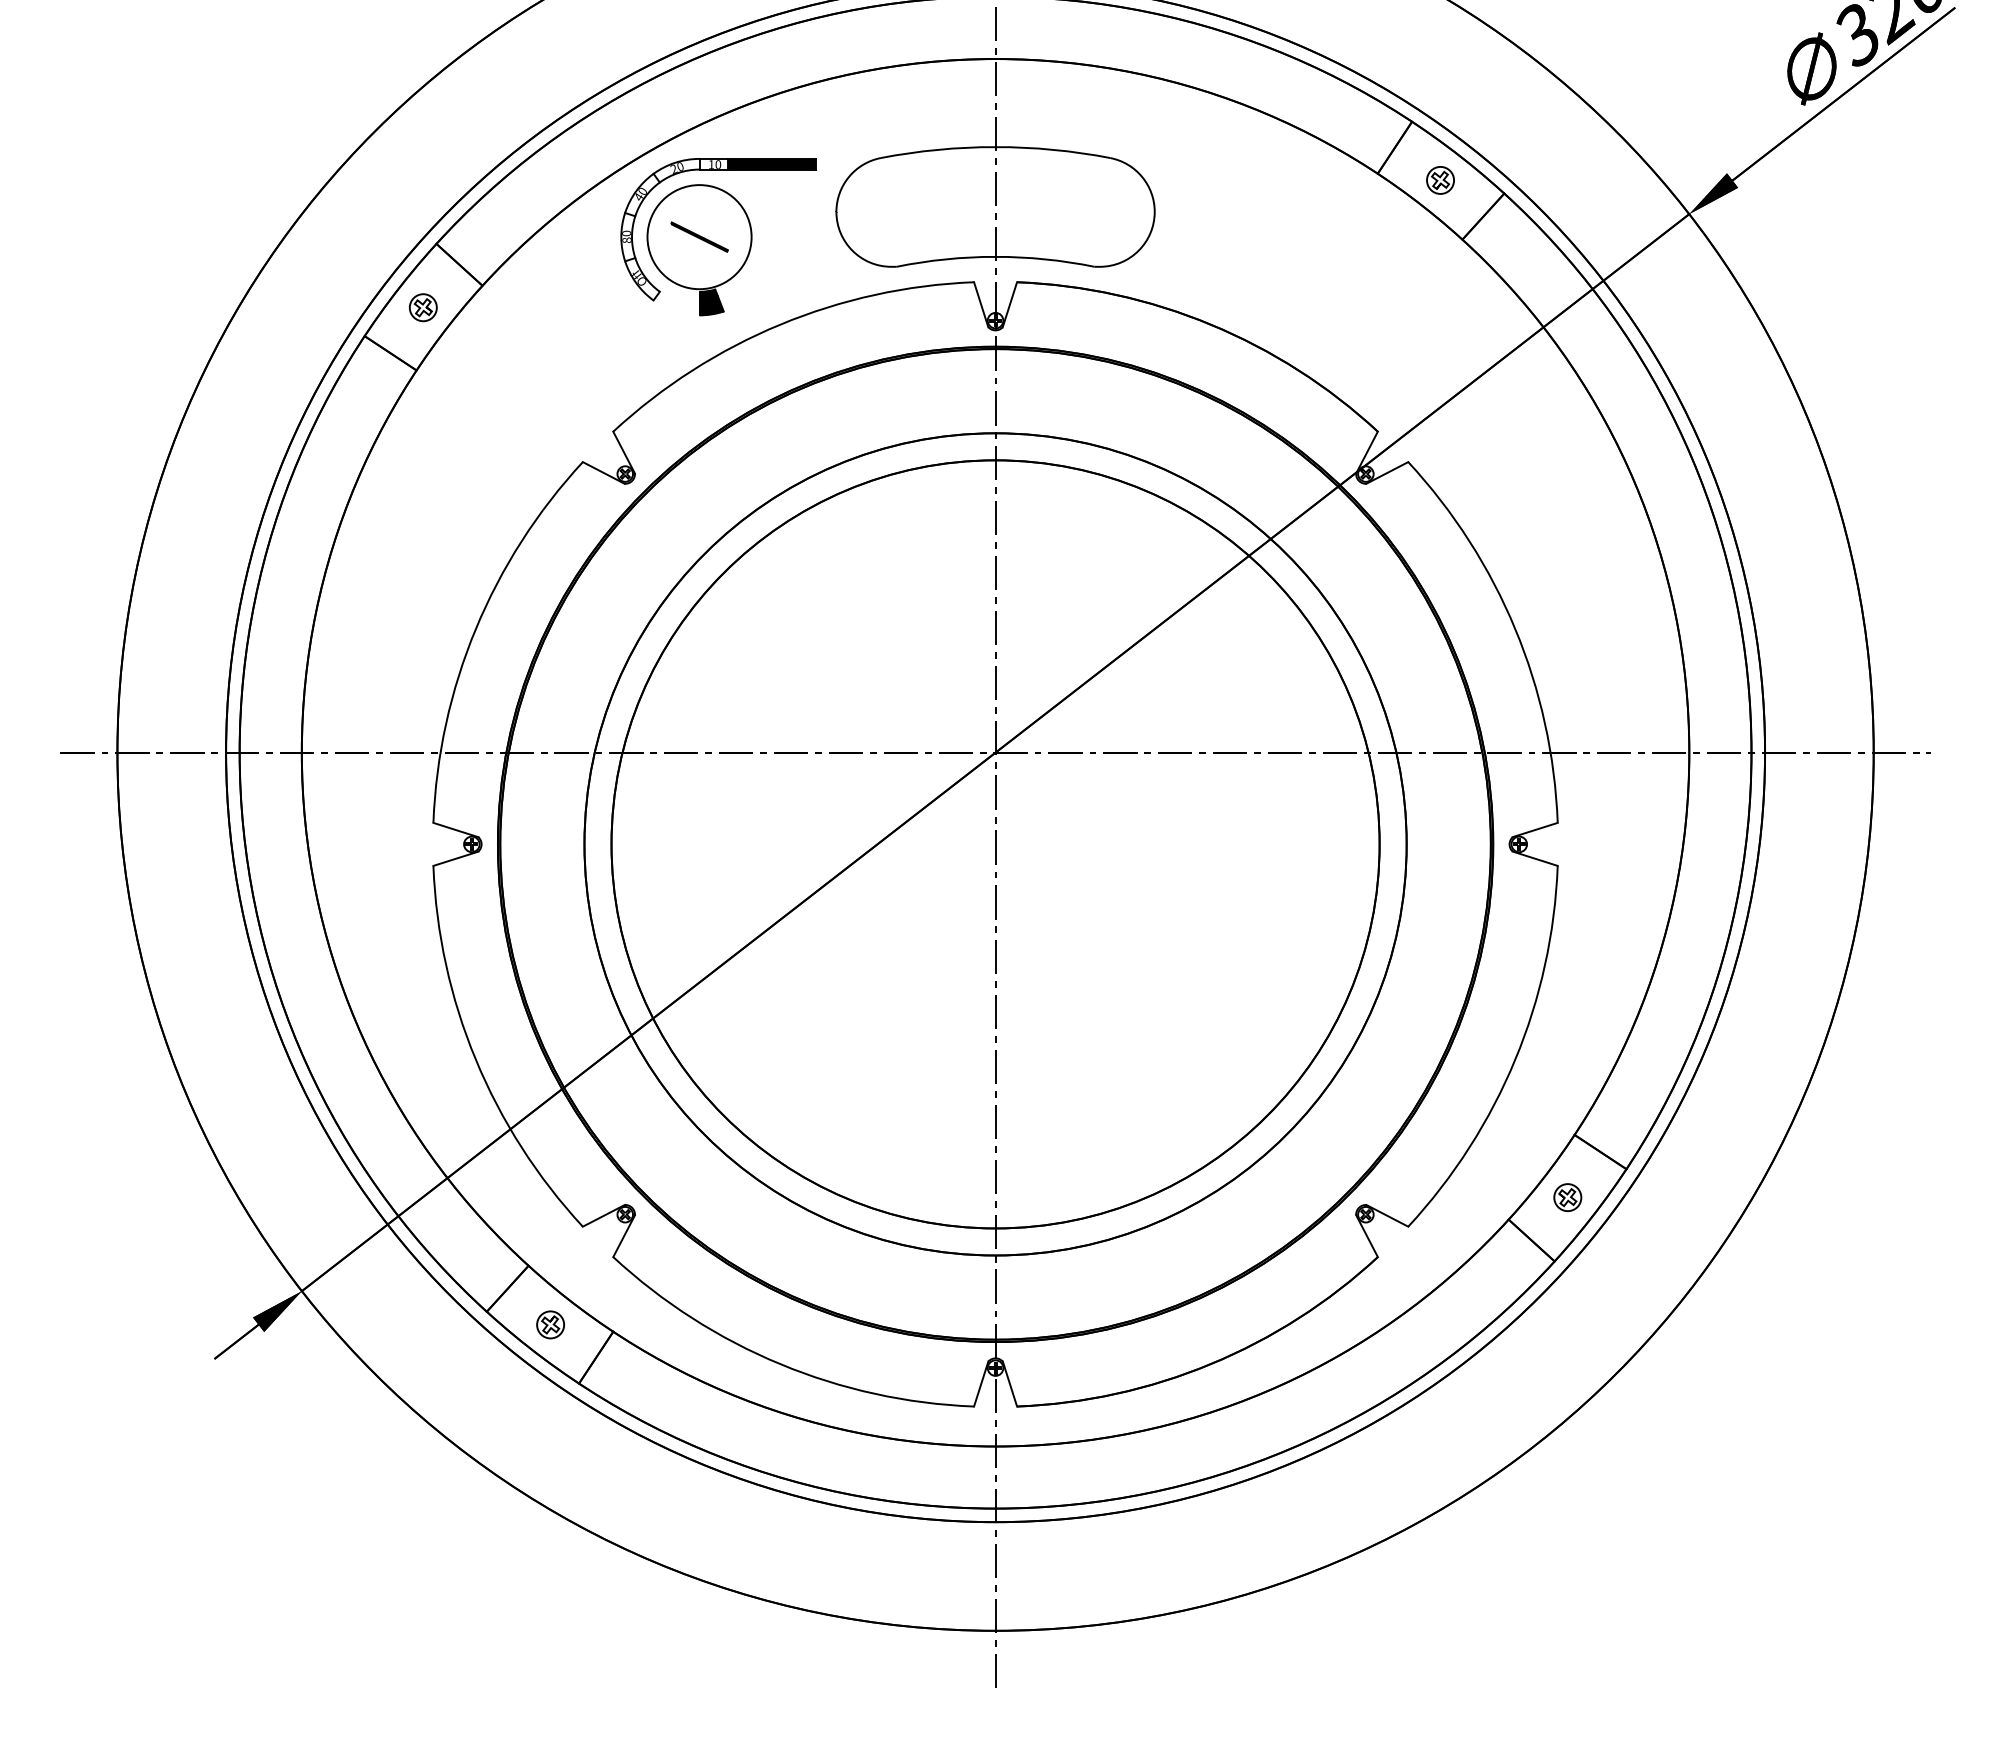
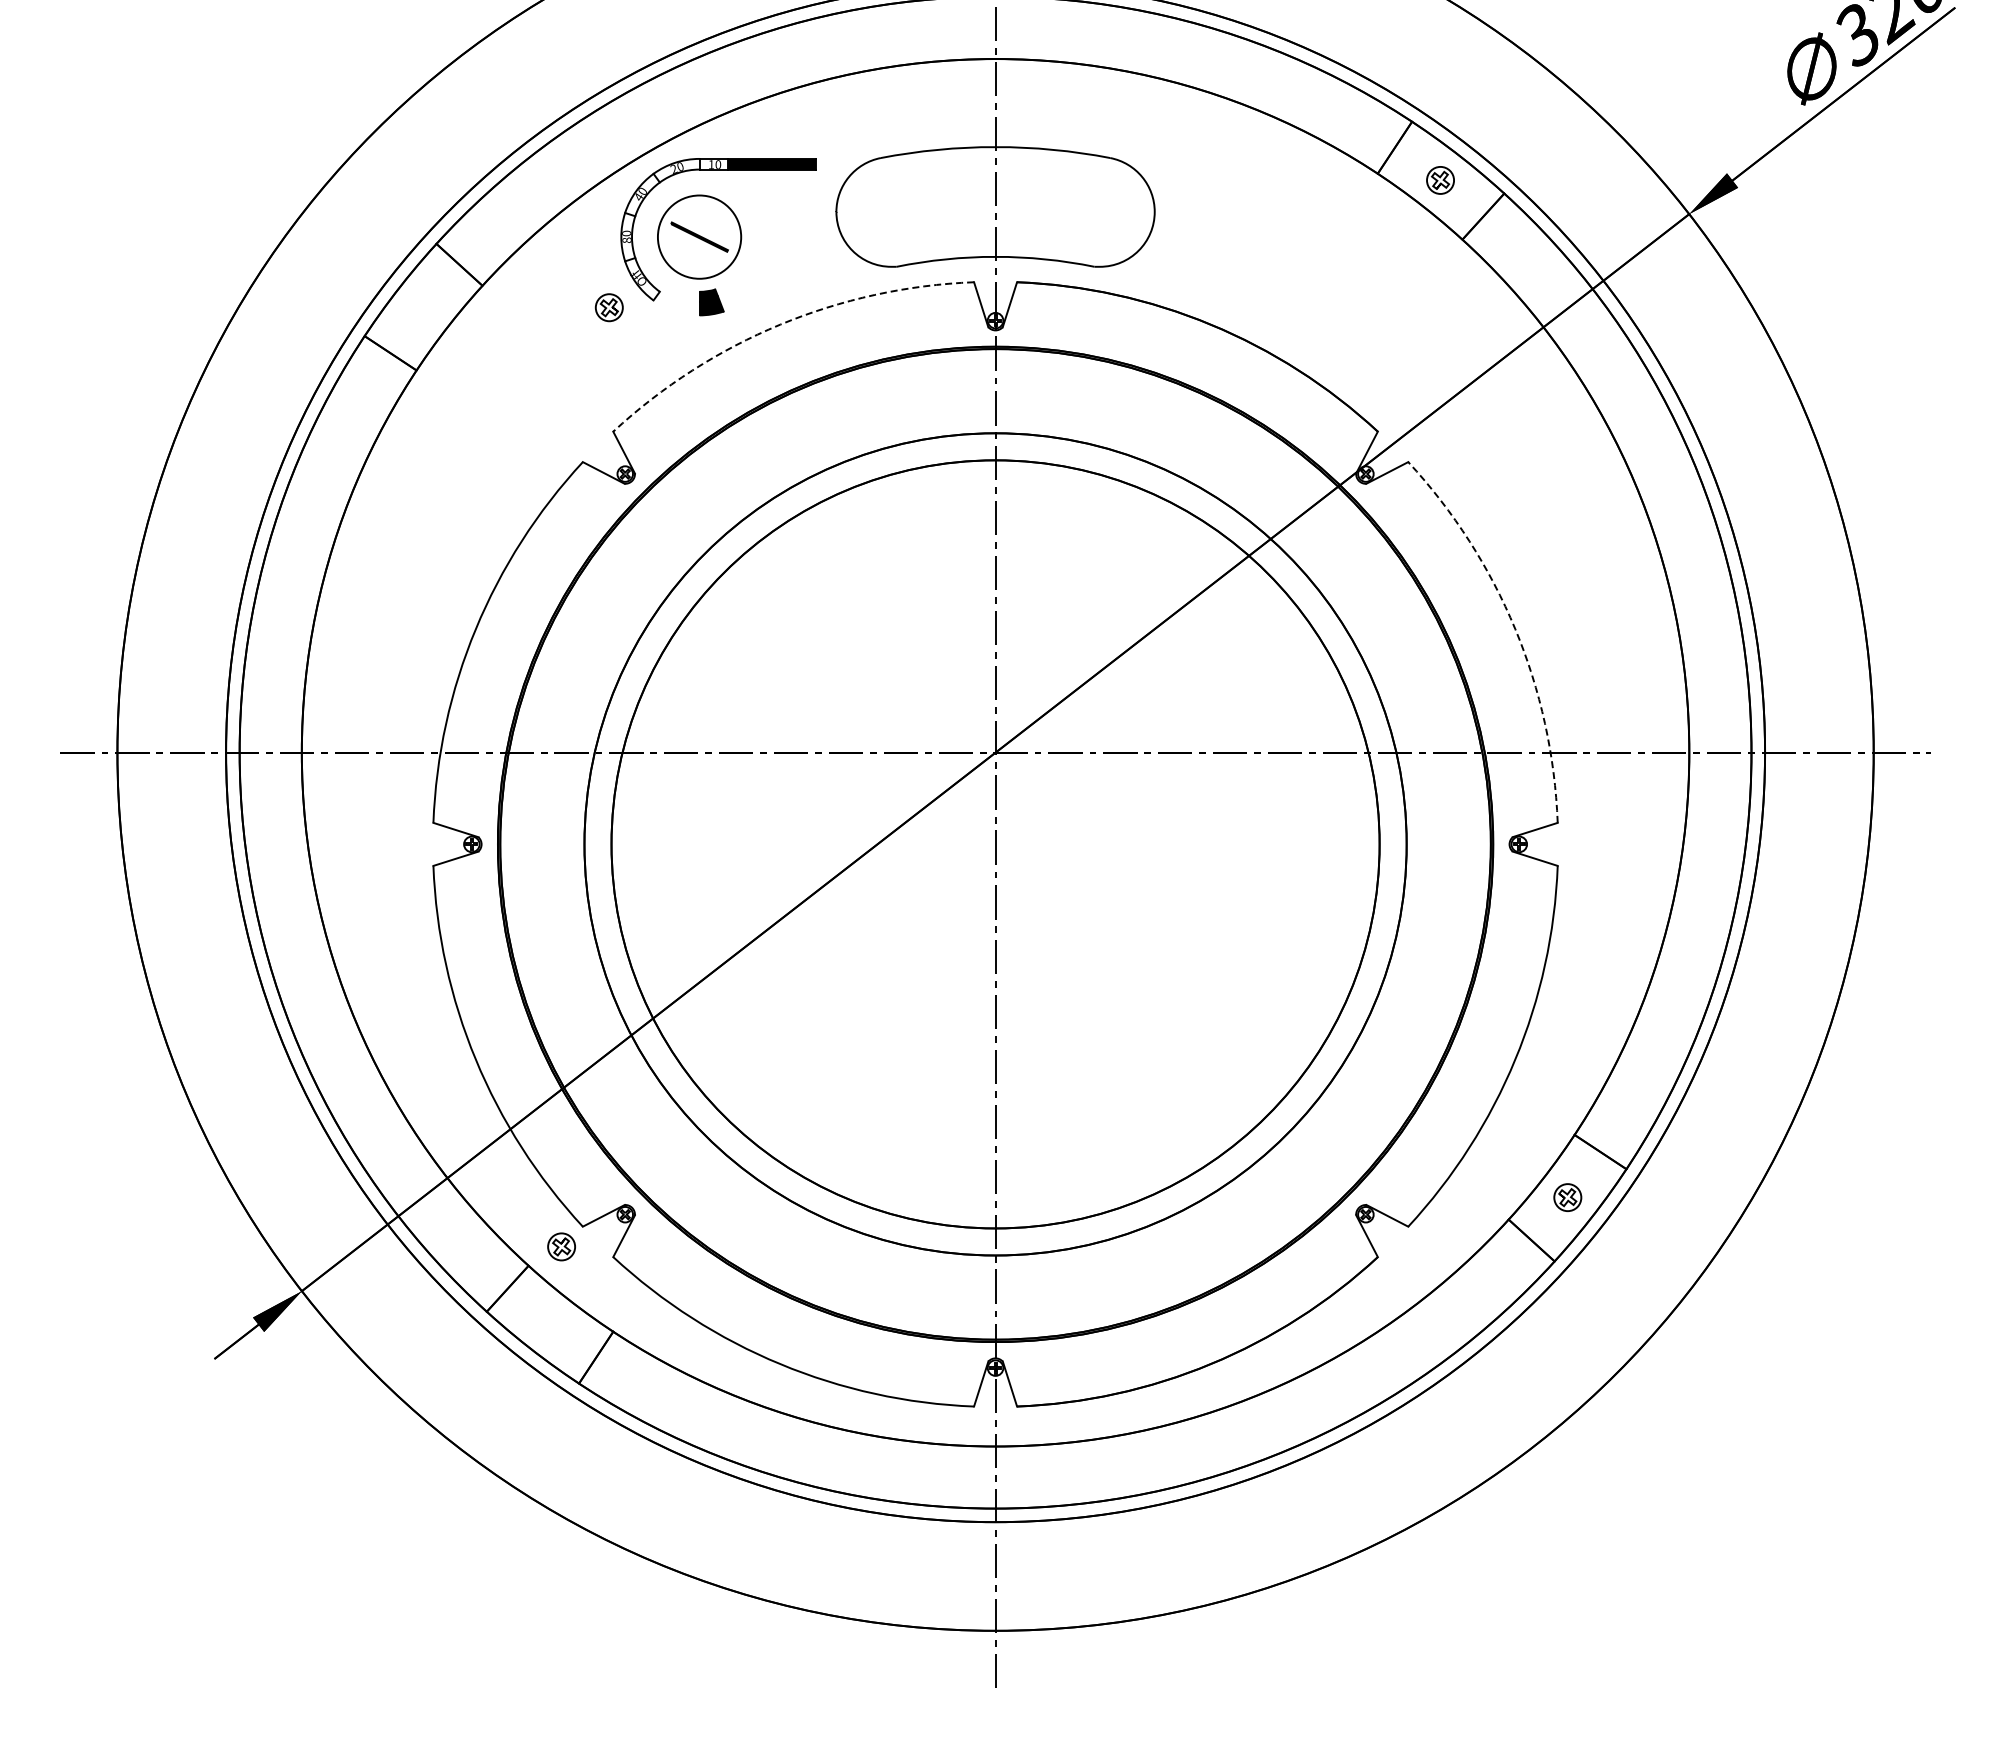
circle diameter: 104 px -> 83 px (699, 236)
part position: (422, 307) -> (608, 307) (608, 307)
arc: solid -> dashed (780, 324)
arc: solid -> dashed (1515, 629)
part position: (550, 1324) -> (561, 1246) (561, 1246)
